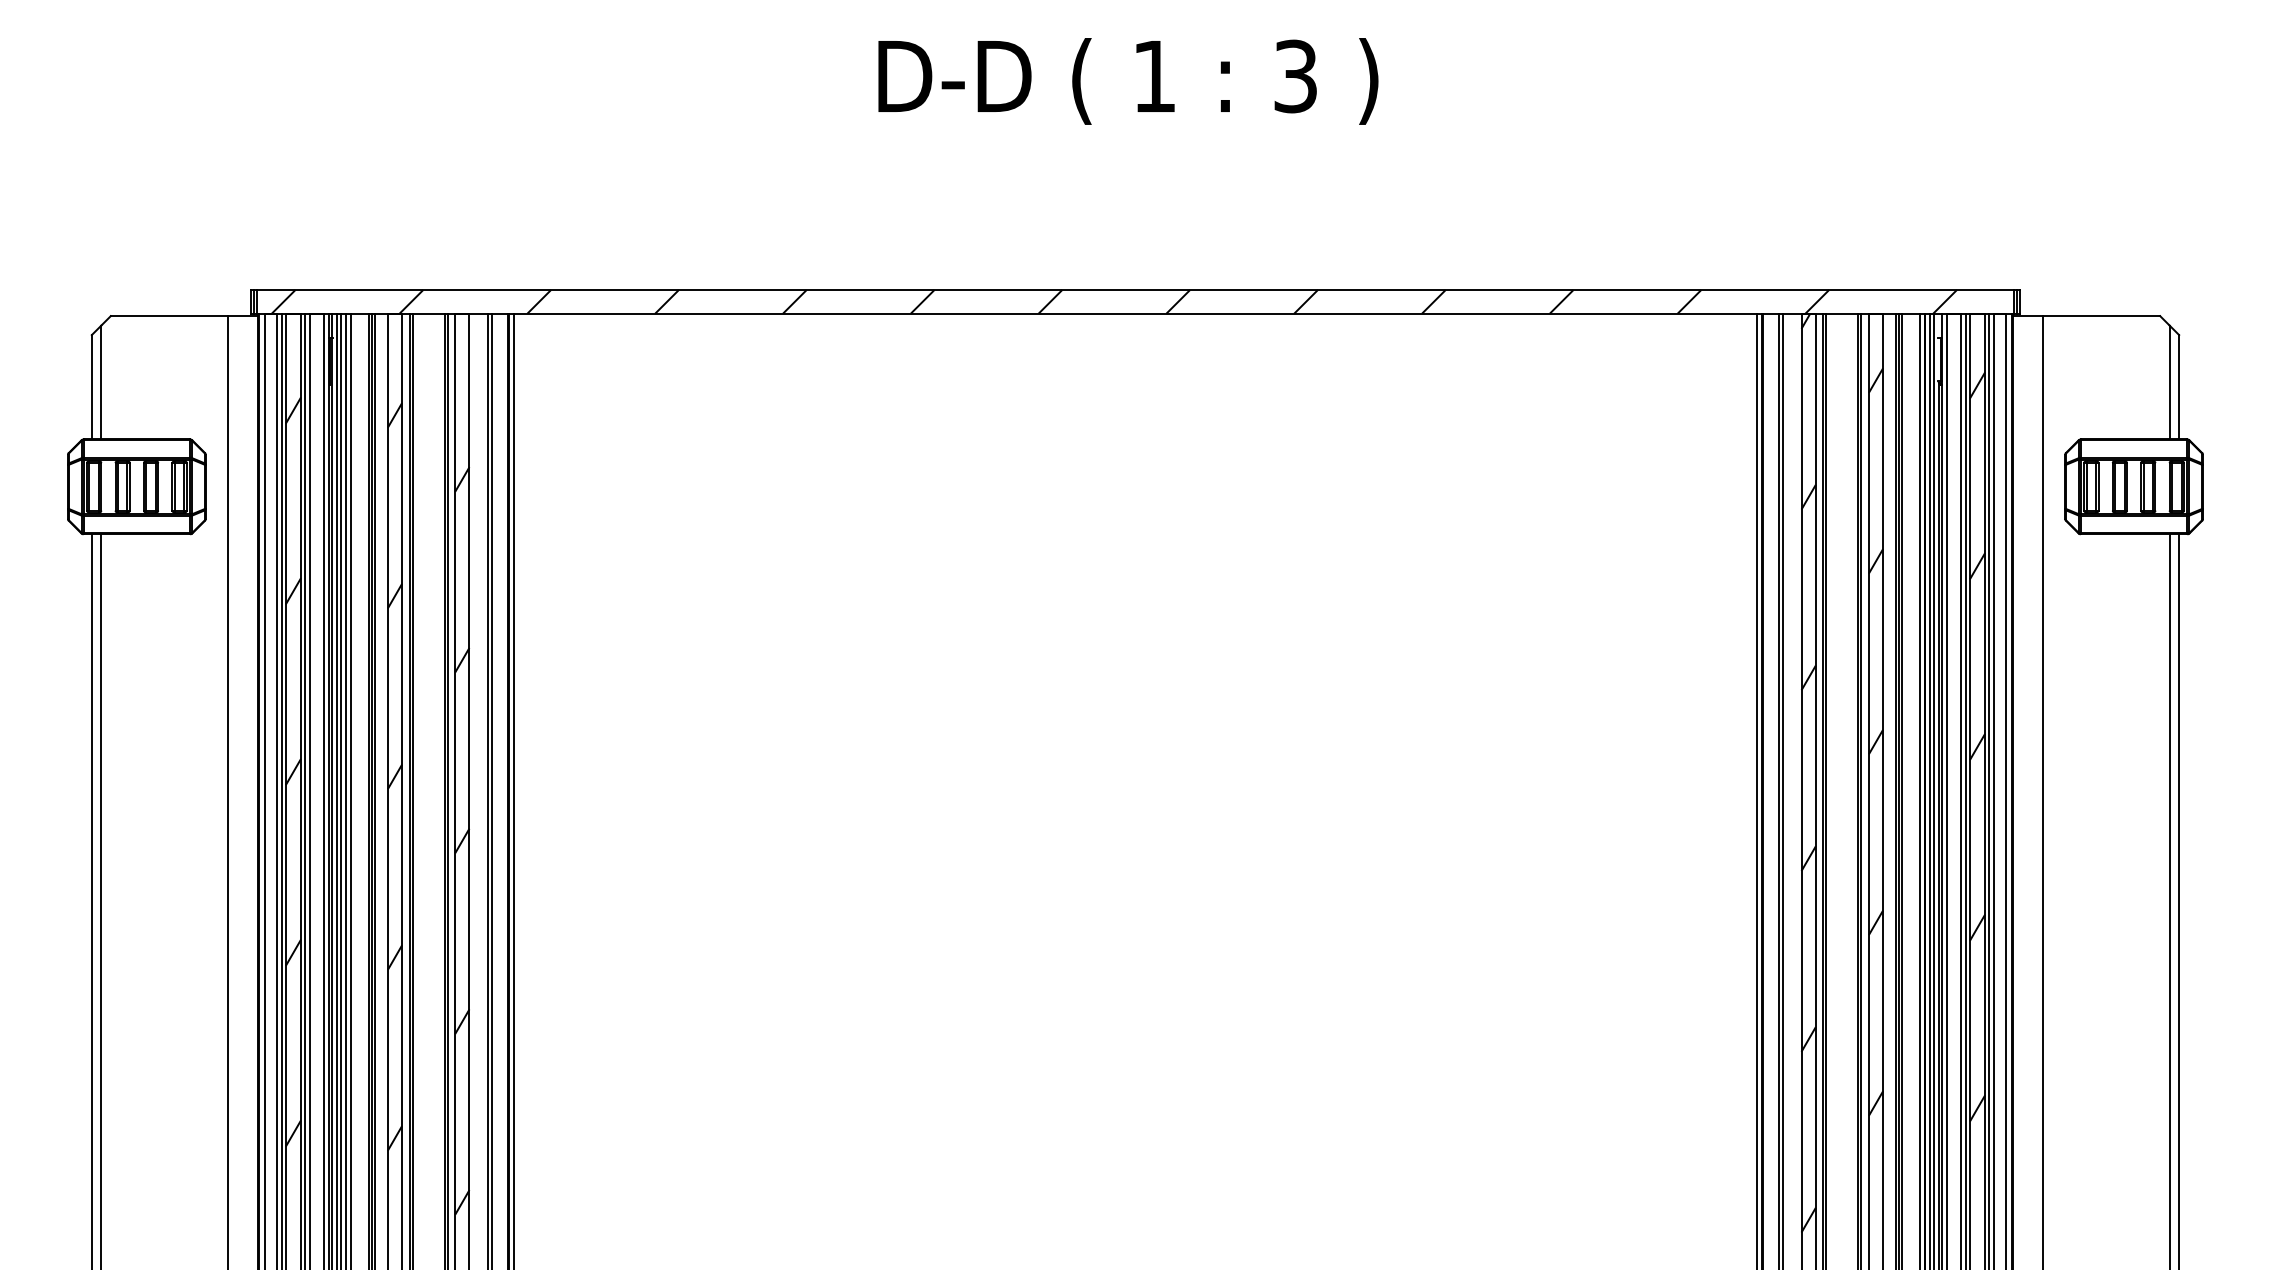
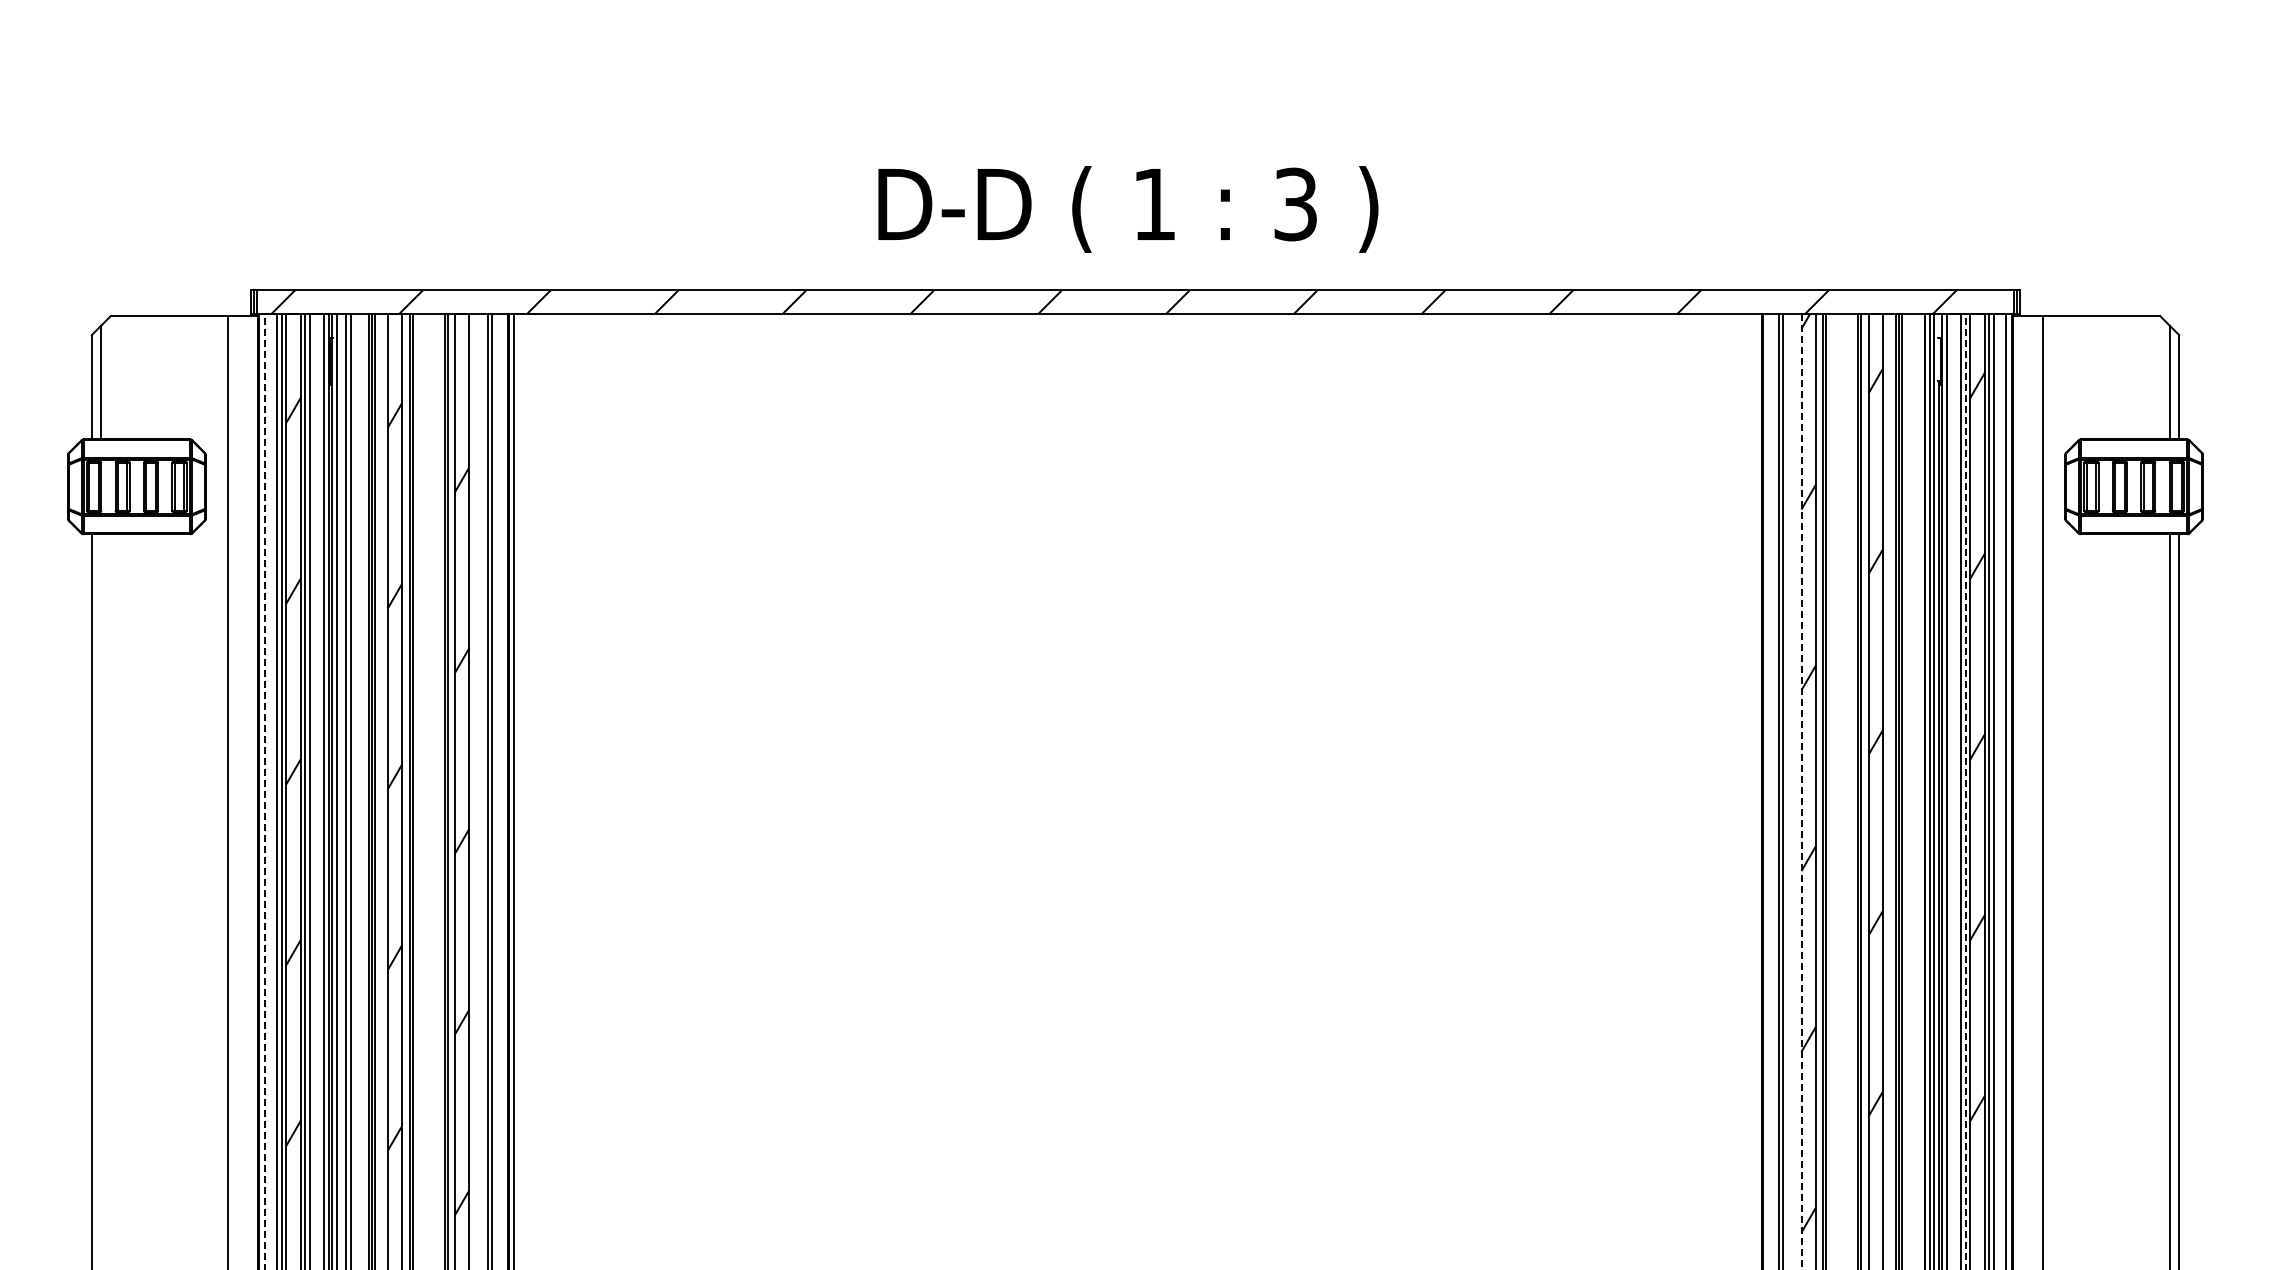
text position: (1128, 81) -> (1128, 209) (1128, 209)
line: present -> none (341, 789)
line: present -> none (1756, 789)
line: present -> none (1920, 789)
line: solid -> dashed (264, 791)
line: solid -> dashed (1801, 791)
line: solid -> dashed (1965, 791)
line: present -> none (101, 900)
